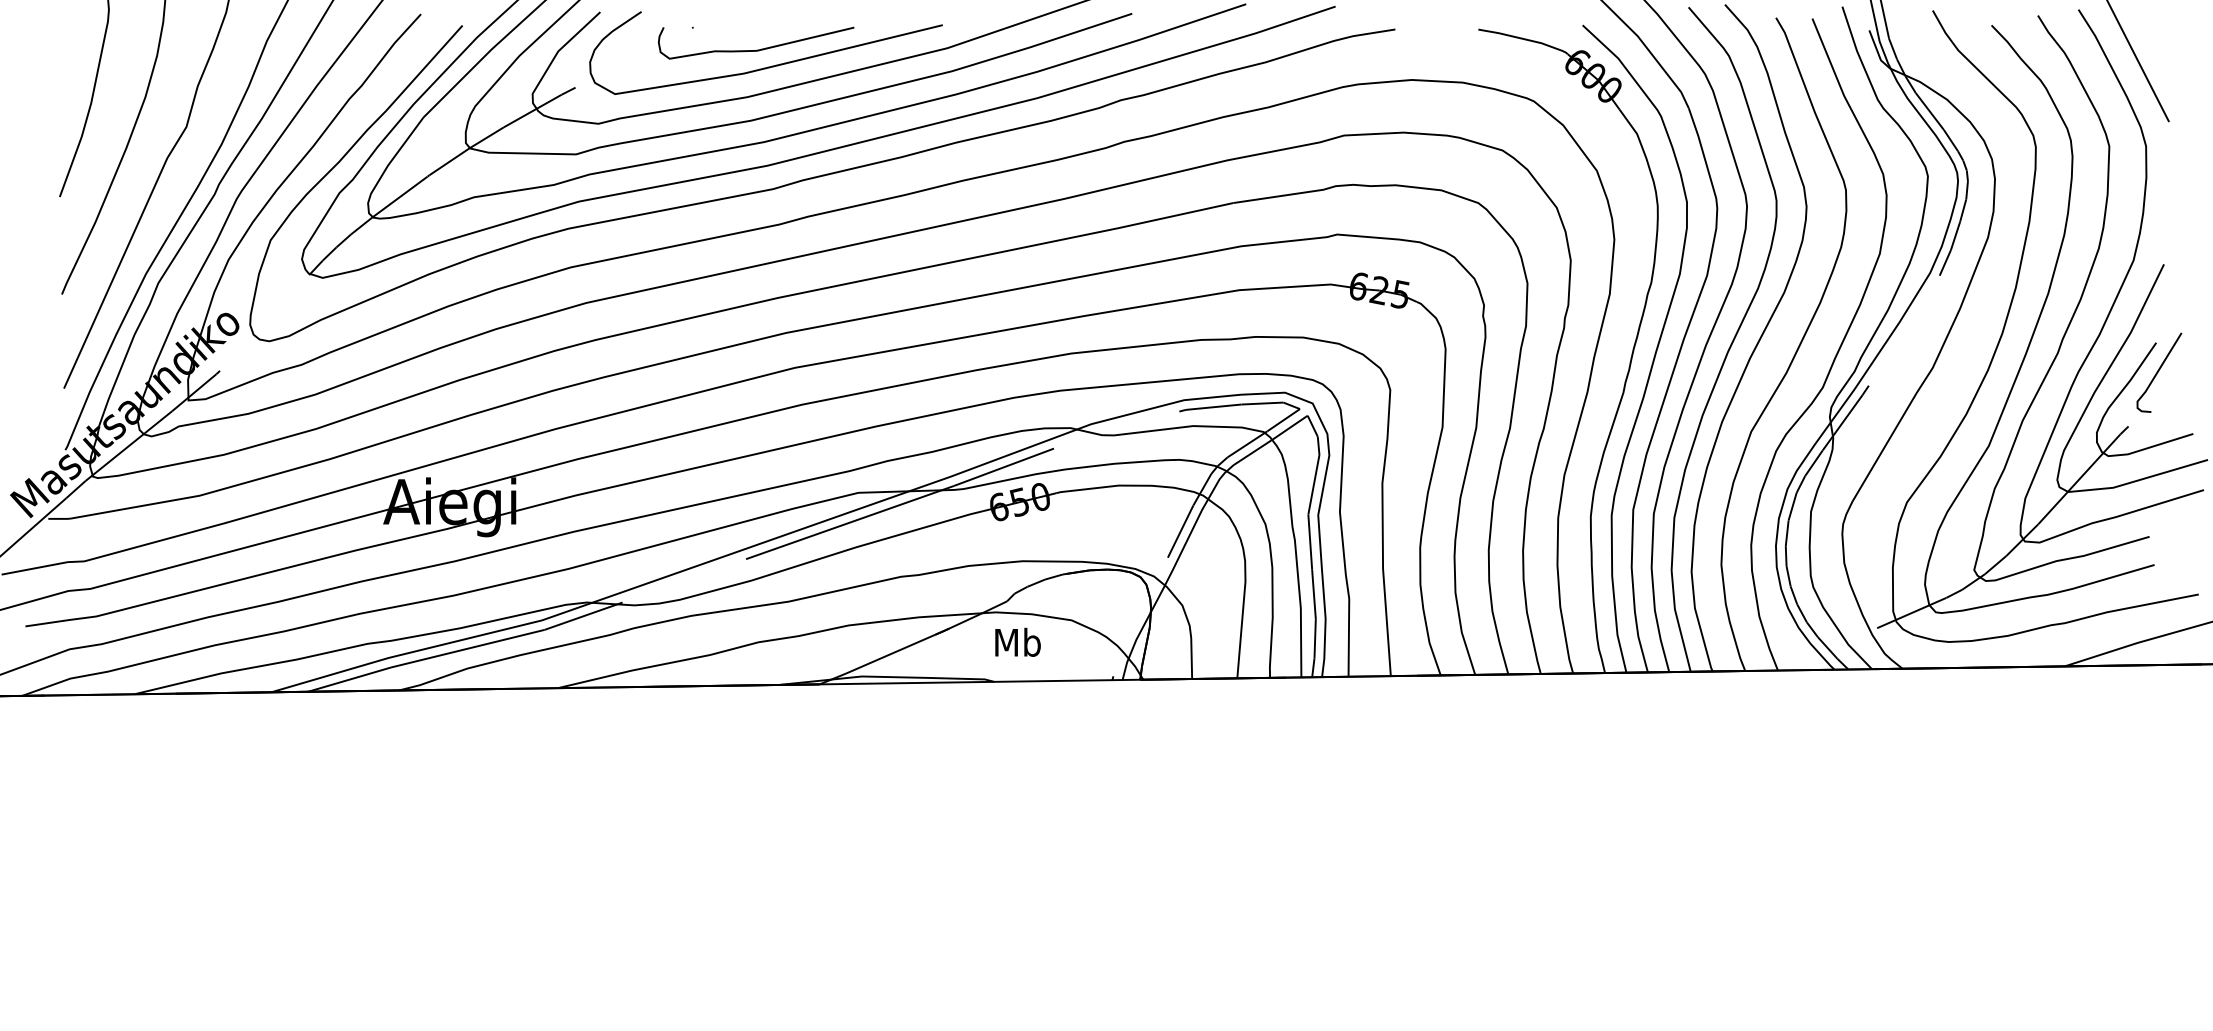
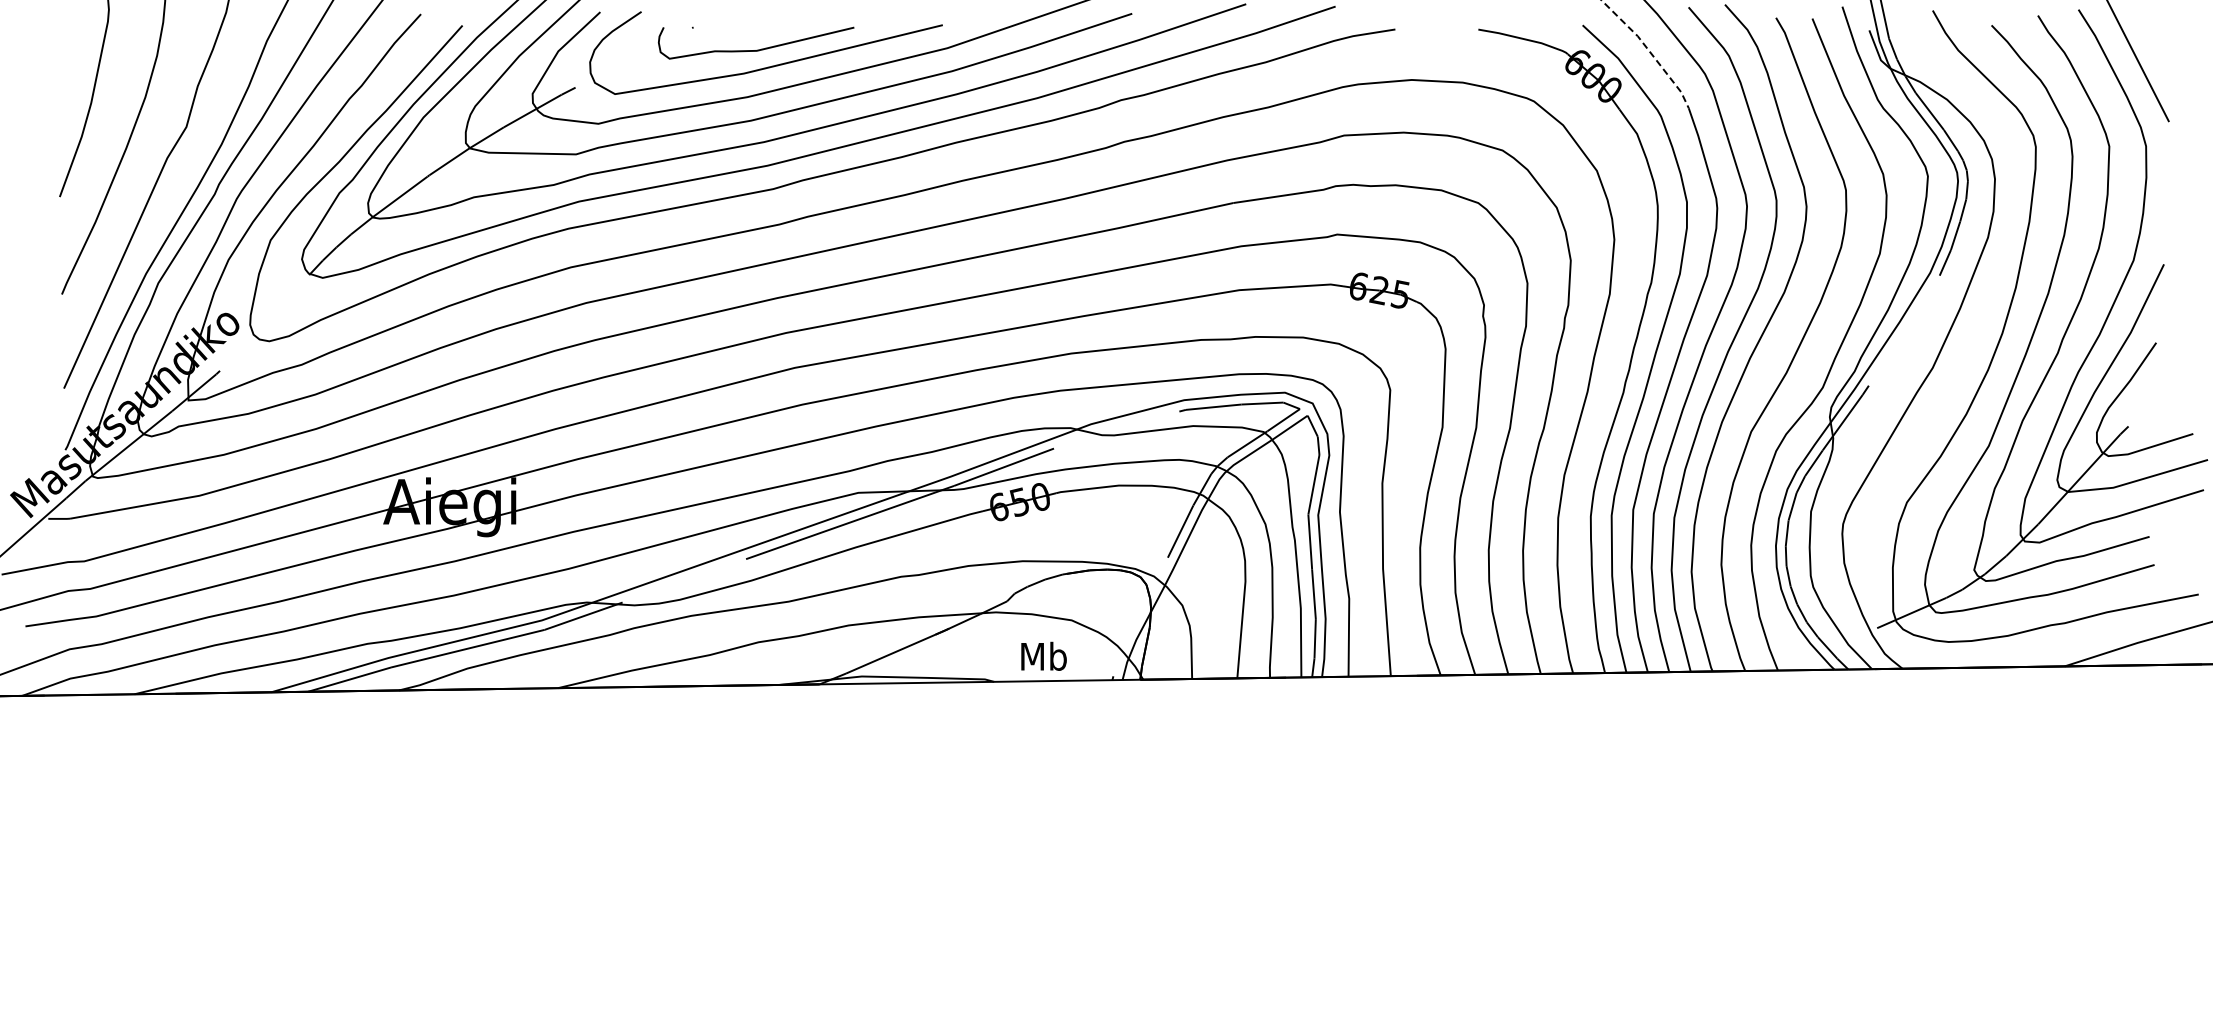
line: solid -> dashed (1649, 51)
curve: present -> none (2159, 371)
text position: (1017, 641) -> (1043, 655) (1043, 655)
